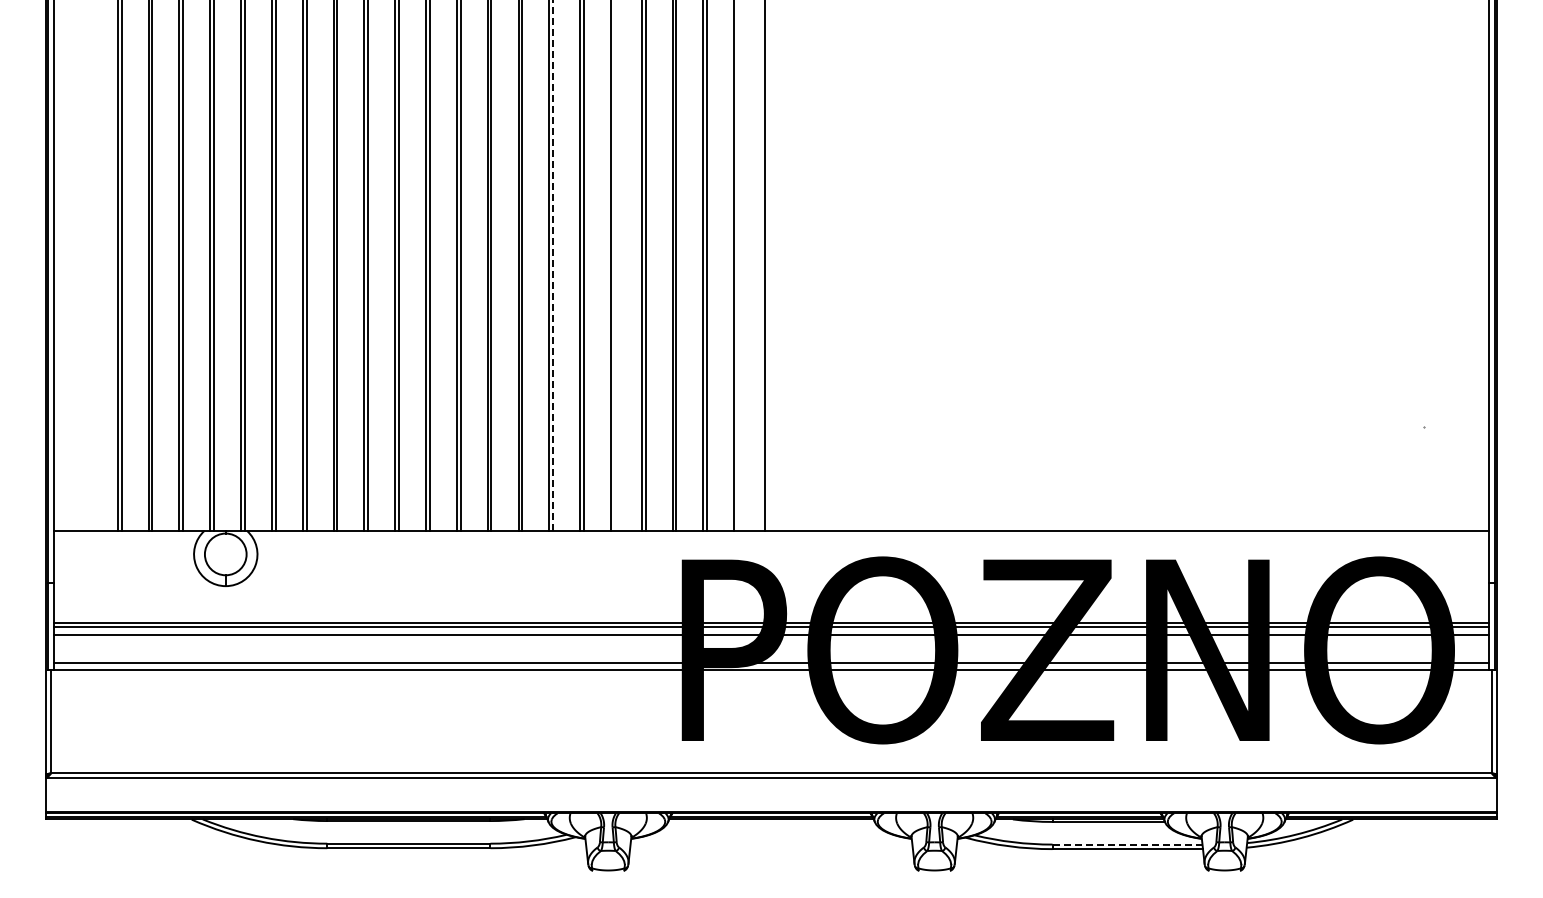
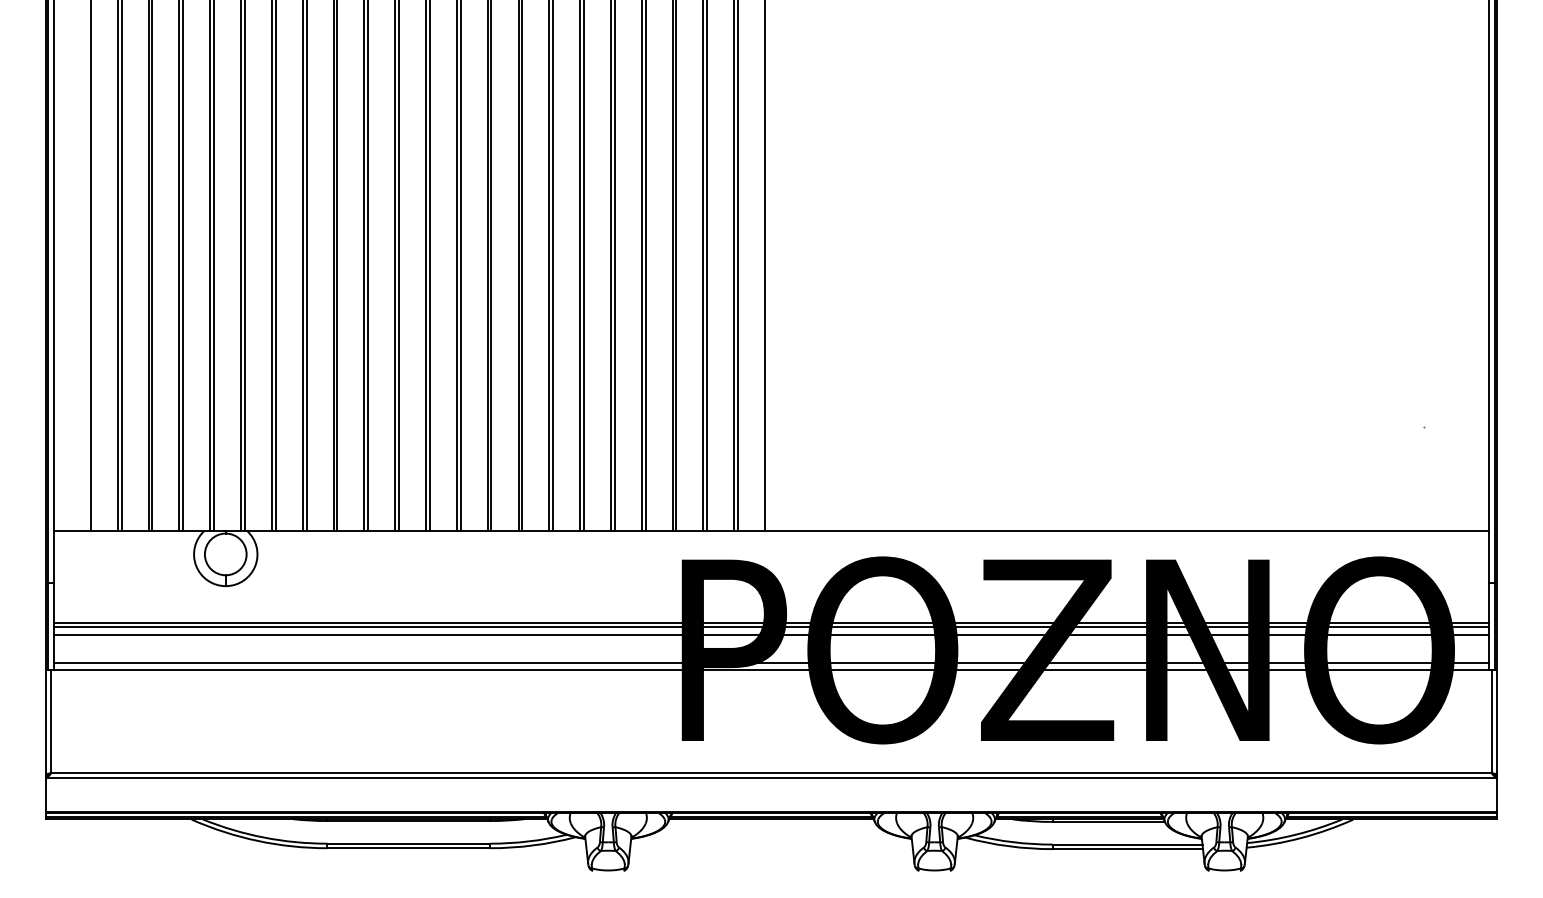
line: dashed -> solid (553, 265)
line: none -> present (90, 266)
line: none -> present (614, 266)
line: none -> present (738, 266)
line: dashed -> solid (1127, 844)
